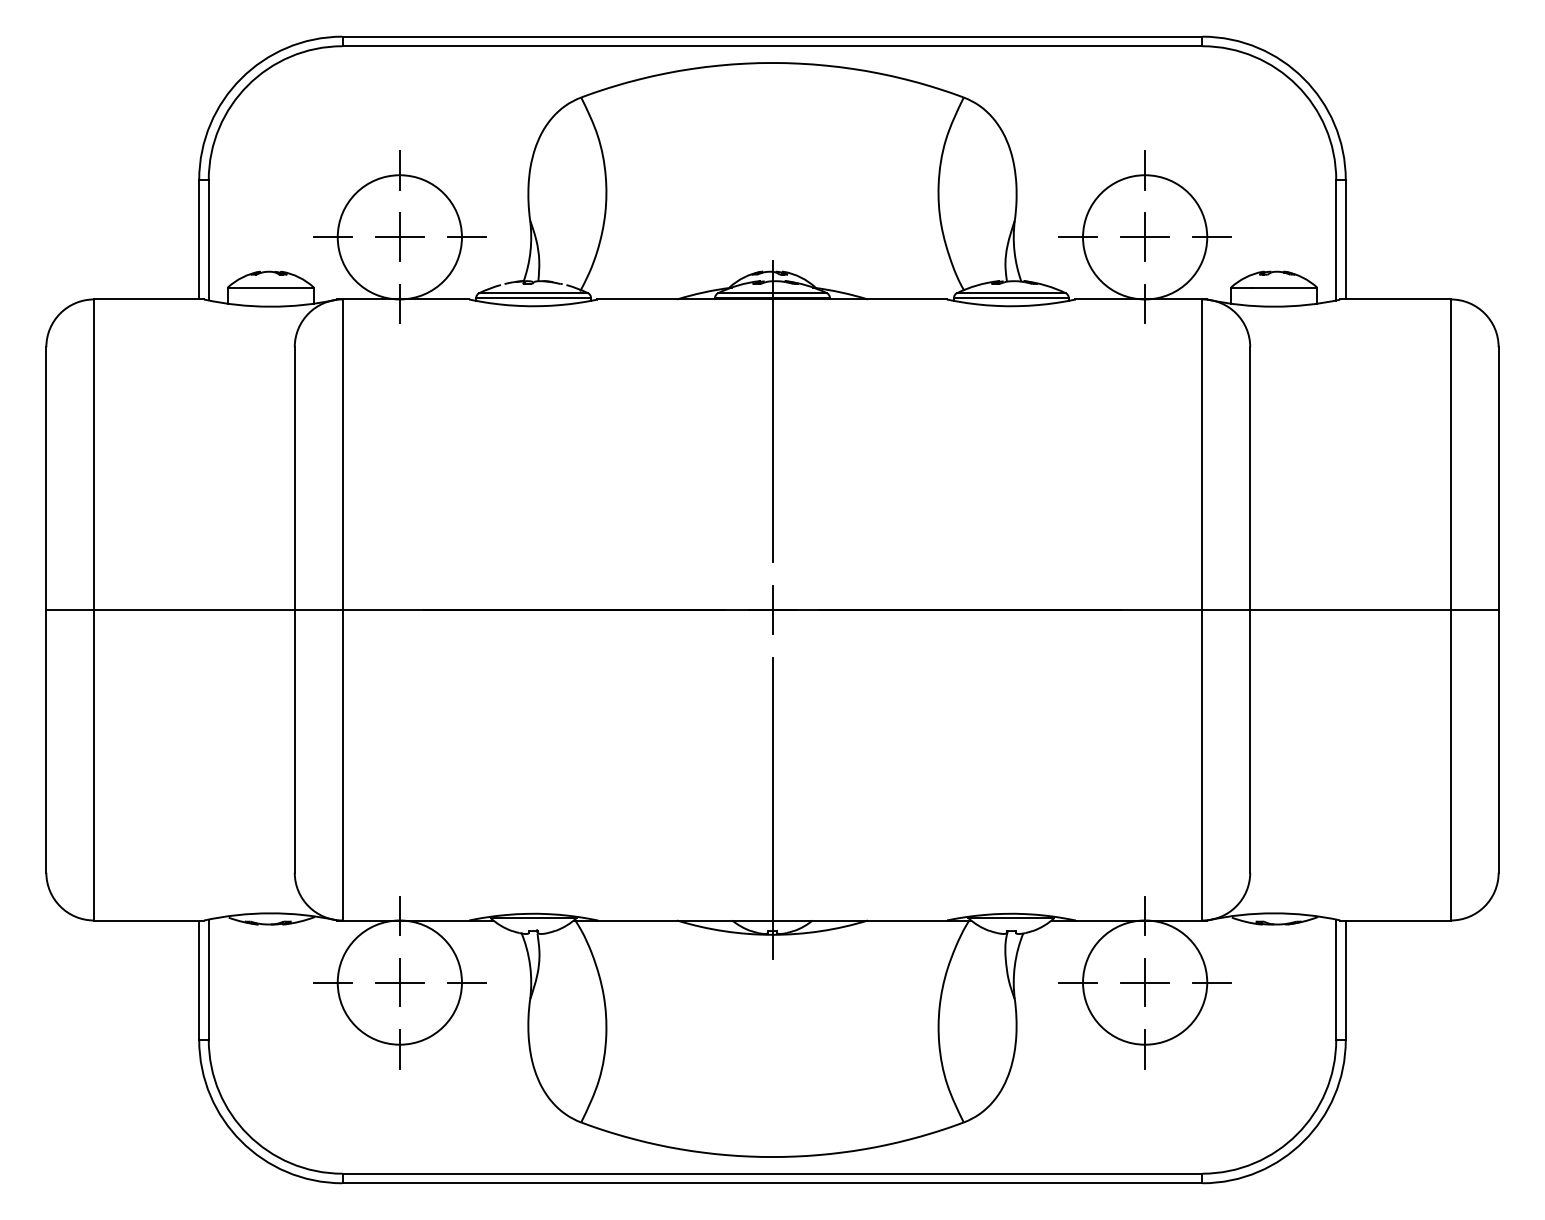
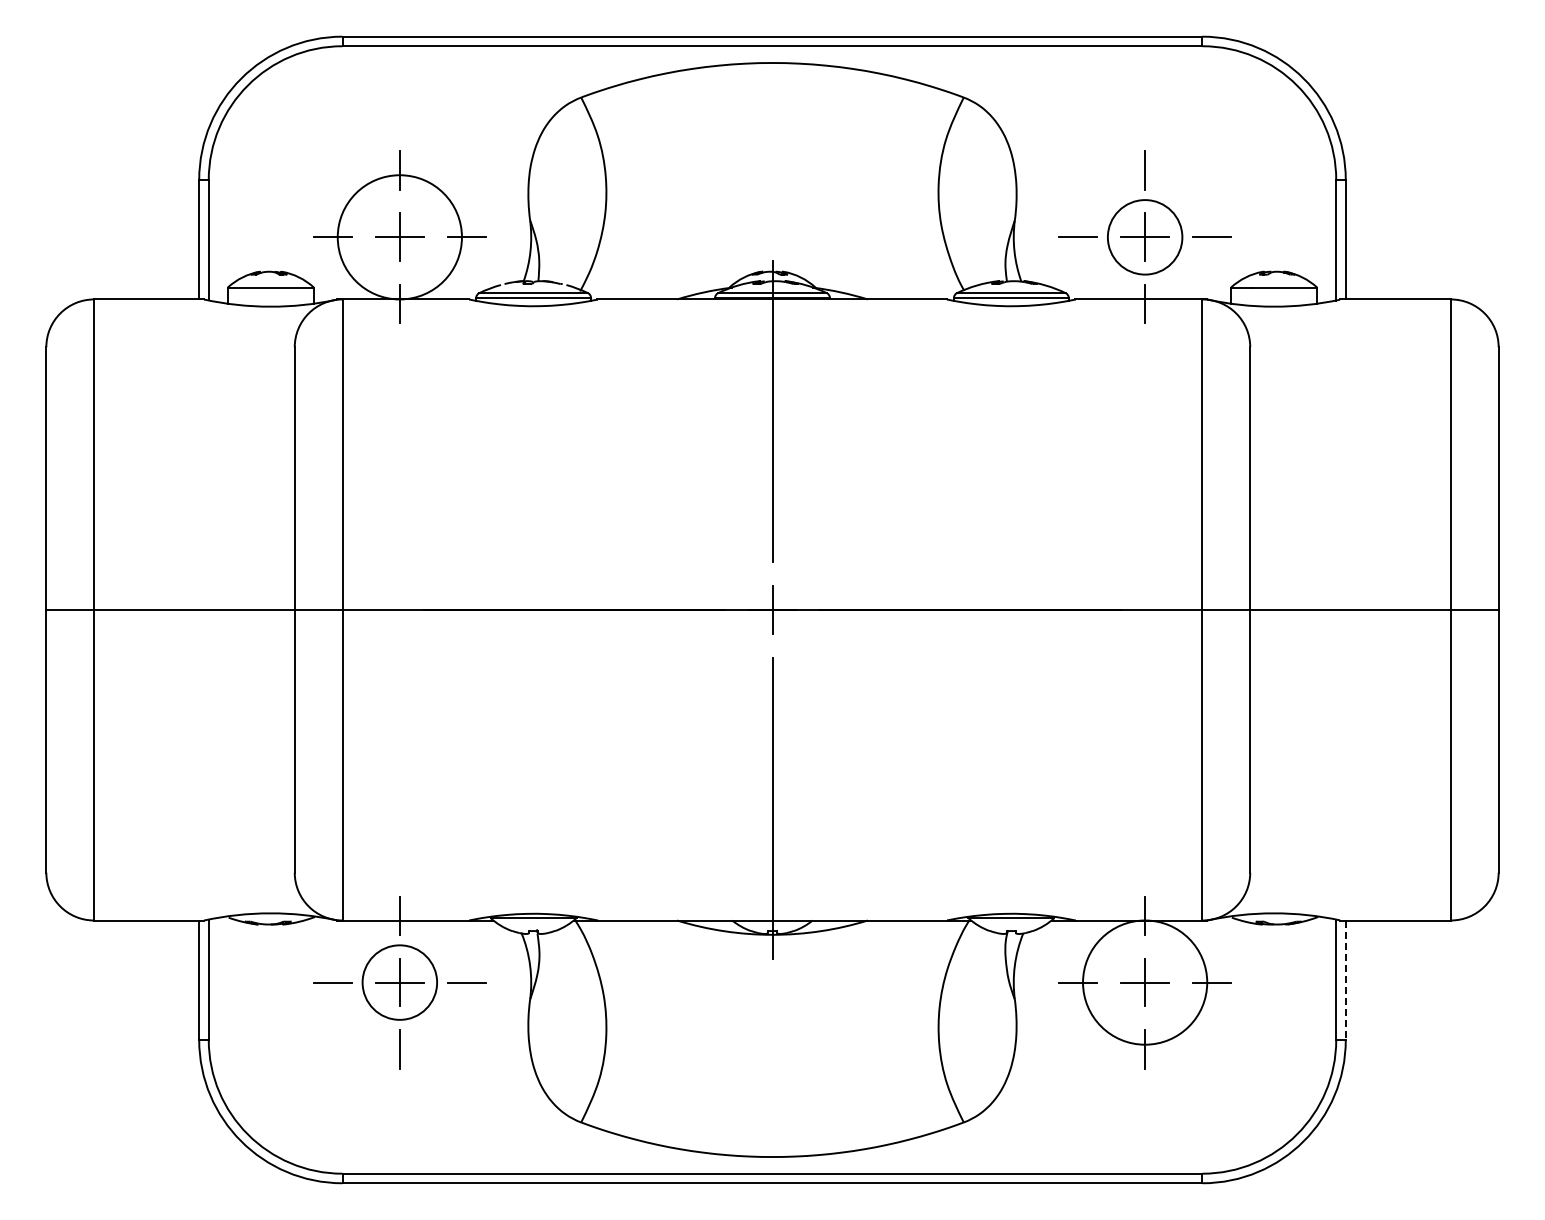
circle diameter: 124 px -> 75 px (1144, 237)
line: solid -> dashed (1345, 980)
circle diameter: 124 px -> 75 px (399, 982)
